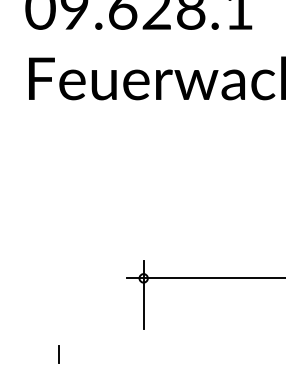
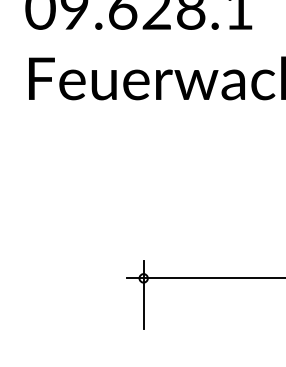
line: present -> none (58, 354)
